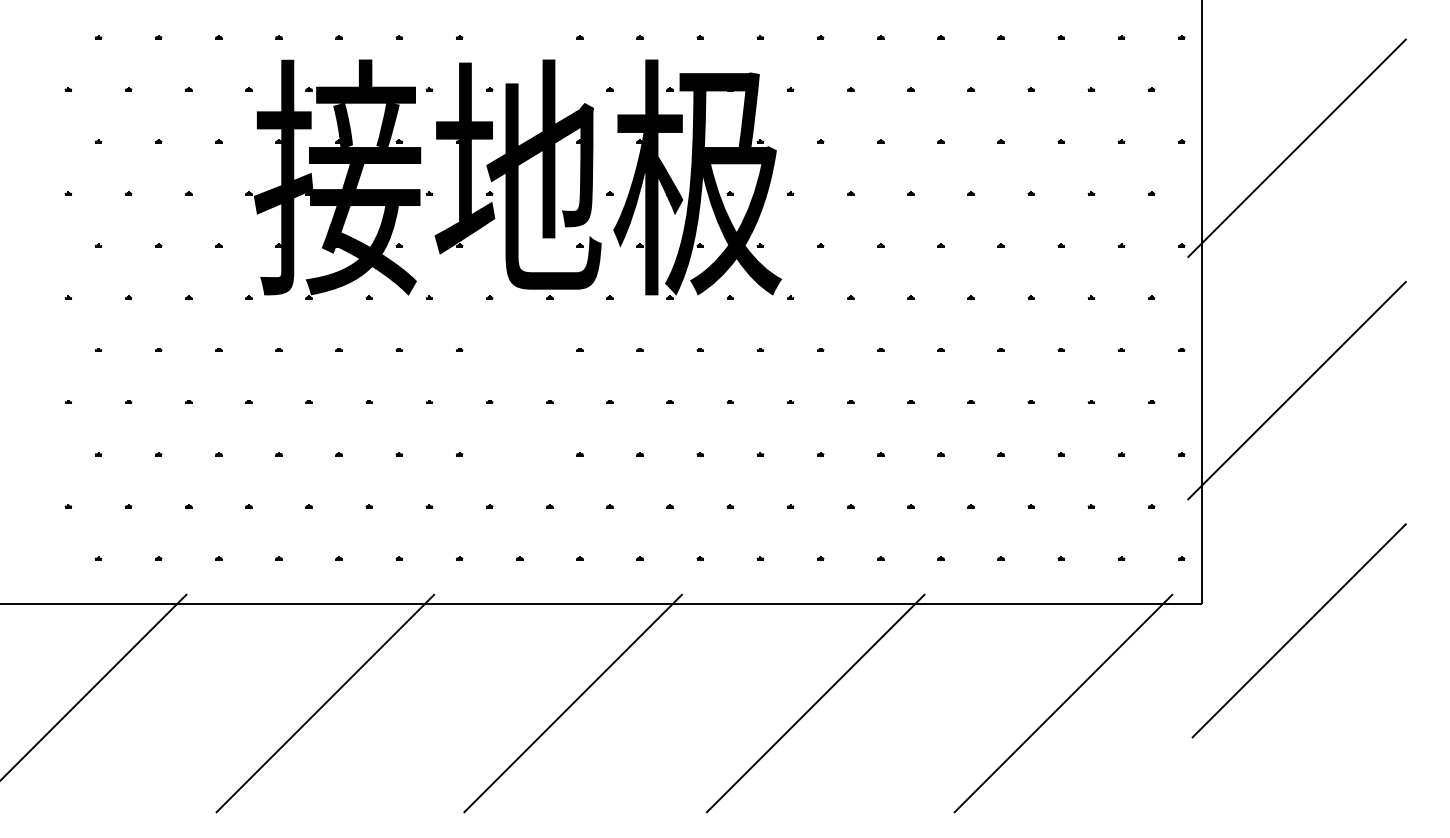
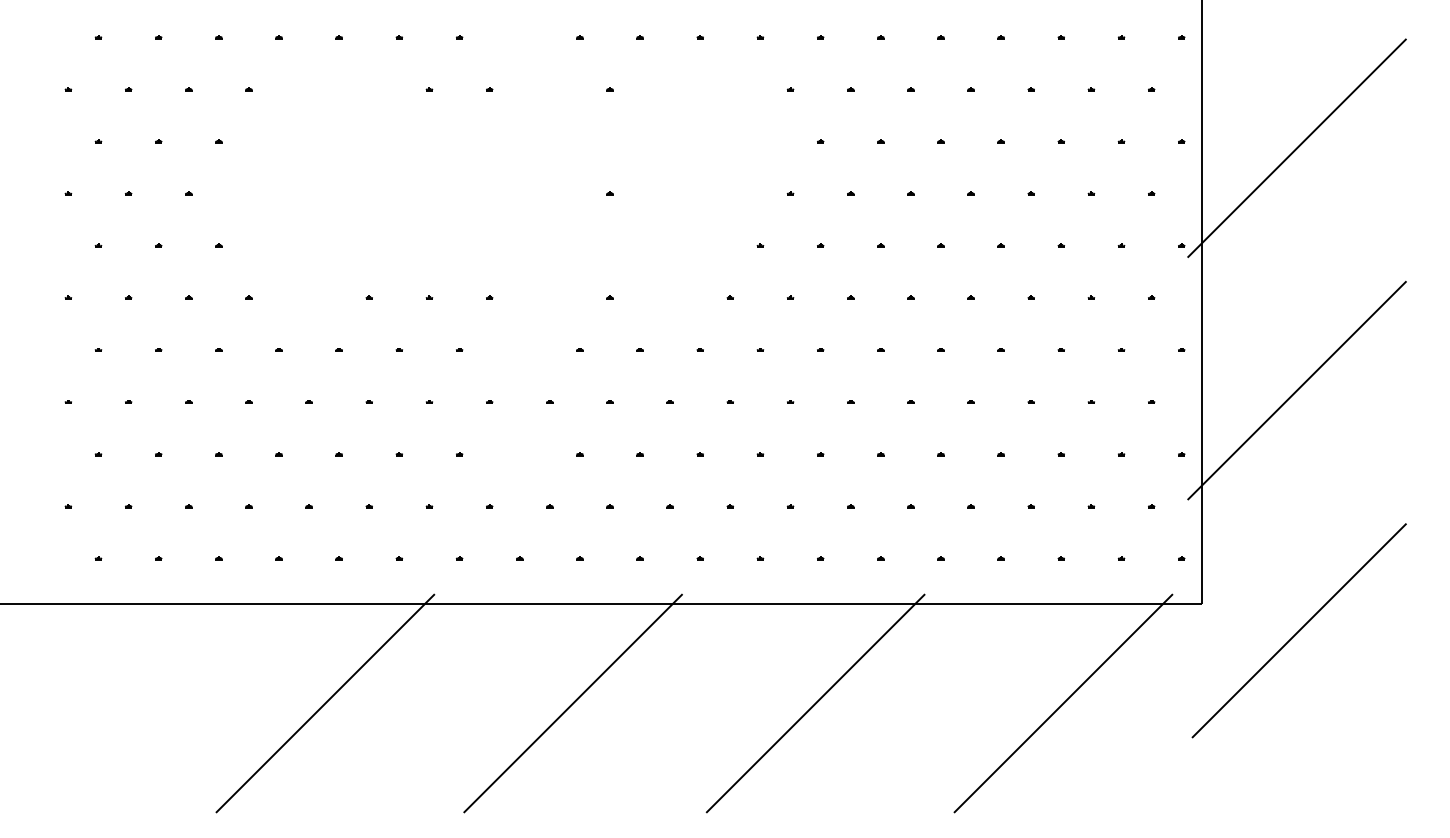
part: present -> none (513, 179)
line: present -> none (94, 686)
